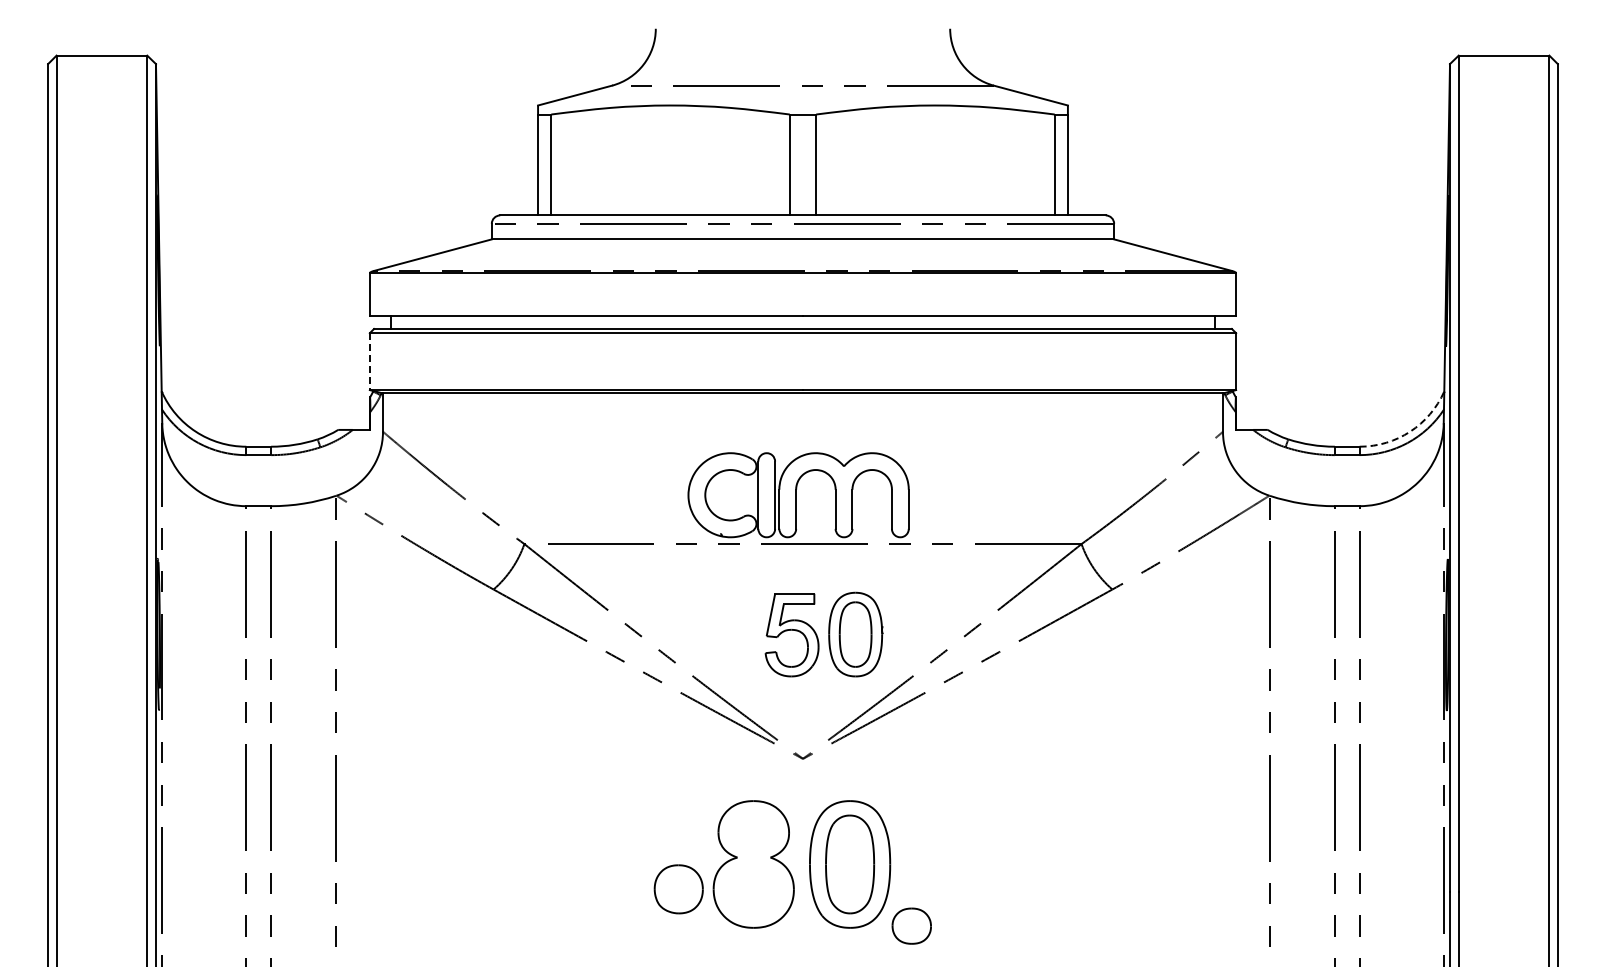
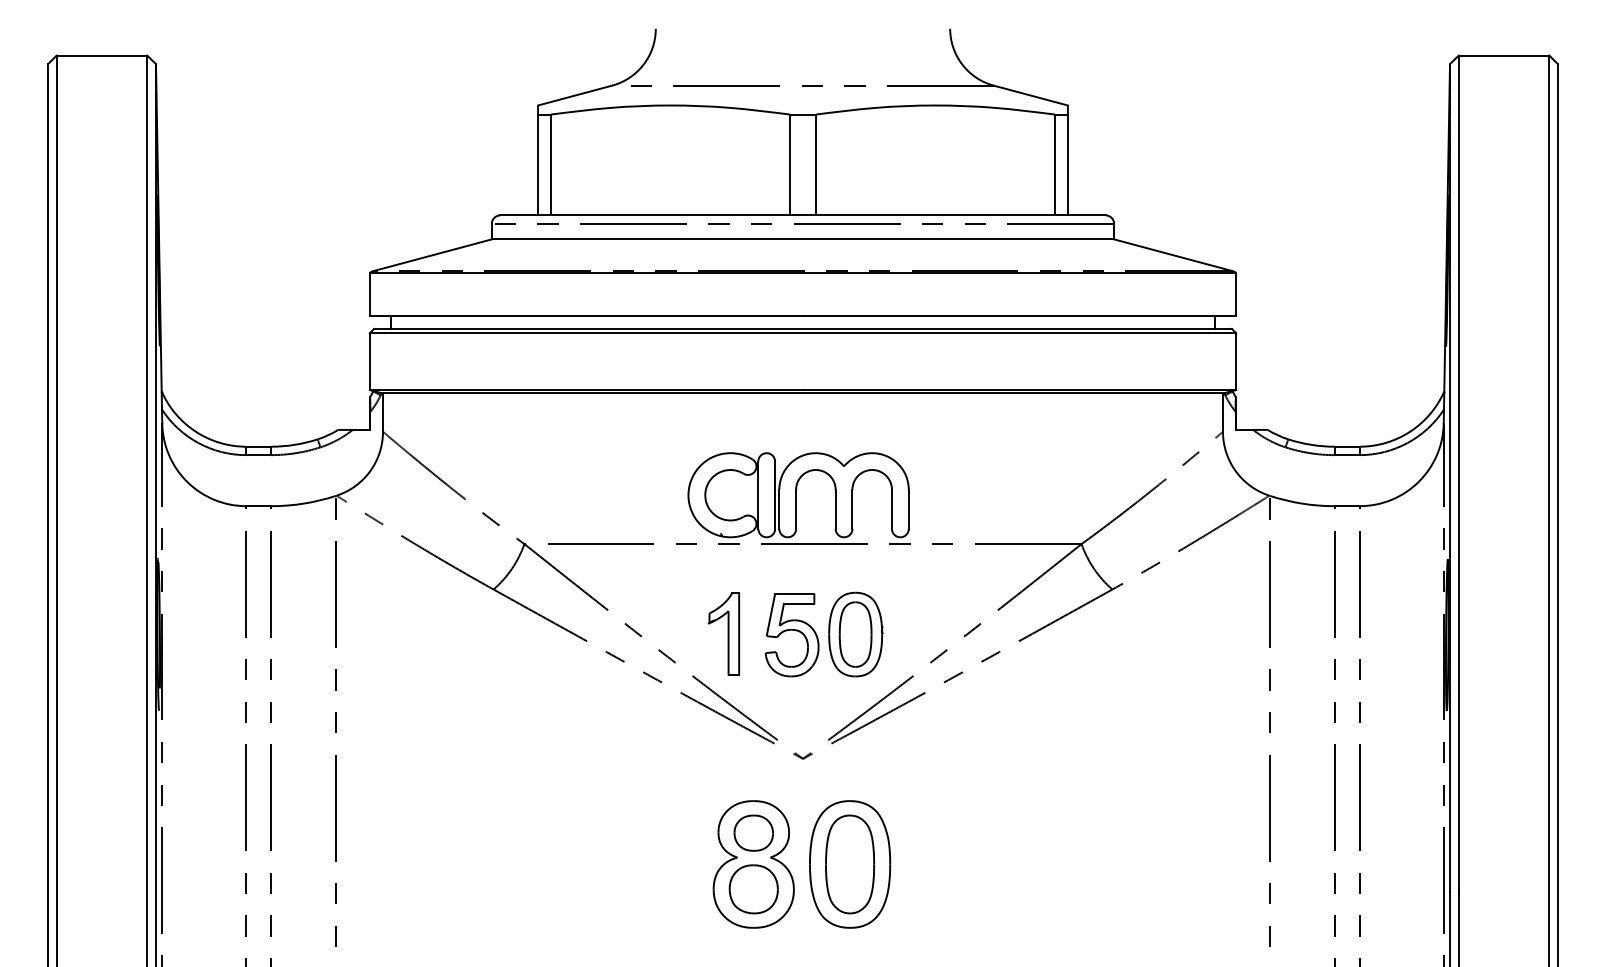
line: dashed -> solid (369, 362)
arc: dashed -> solid (1410, 431)
part: none -> present (723, 633)
part position: (678, 889) -> (753, 889) (753, 889)
part position: (911, 925) -> (753, 832) (753, 832)
